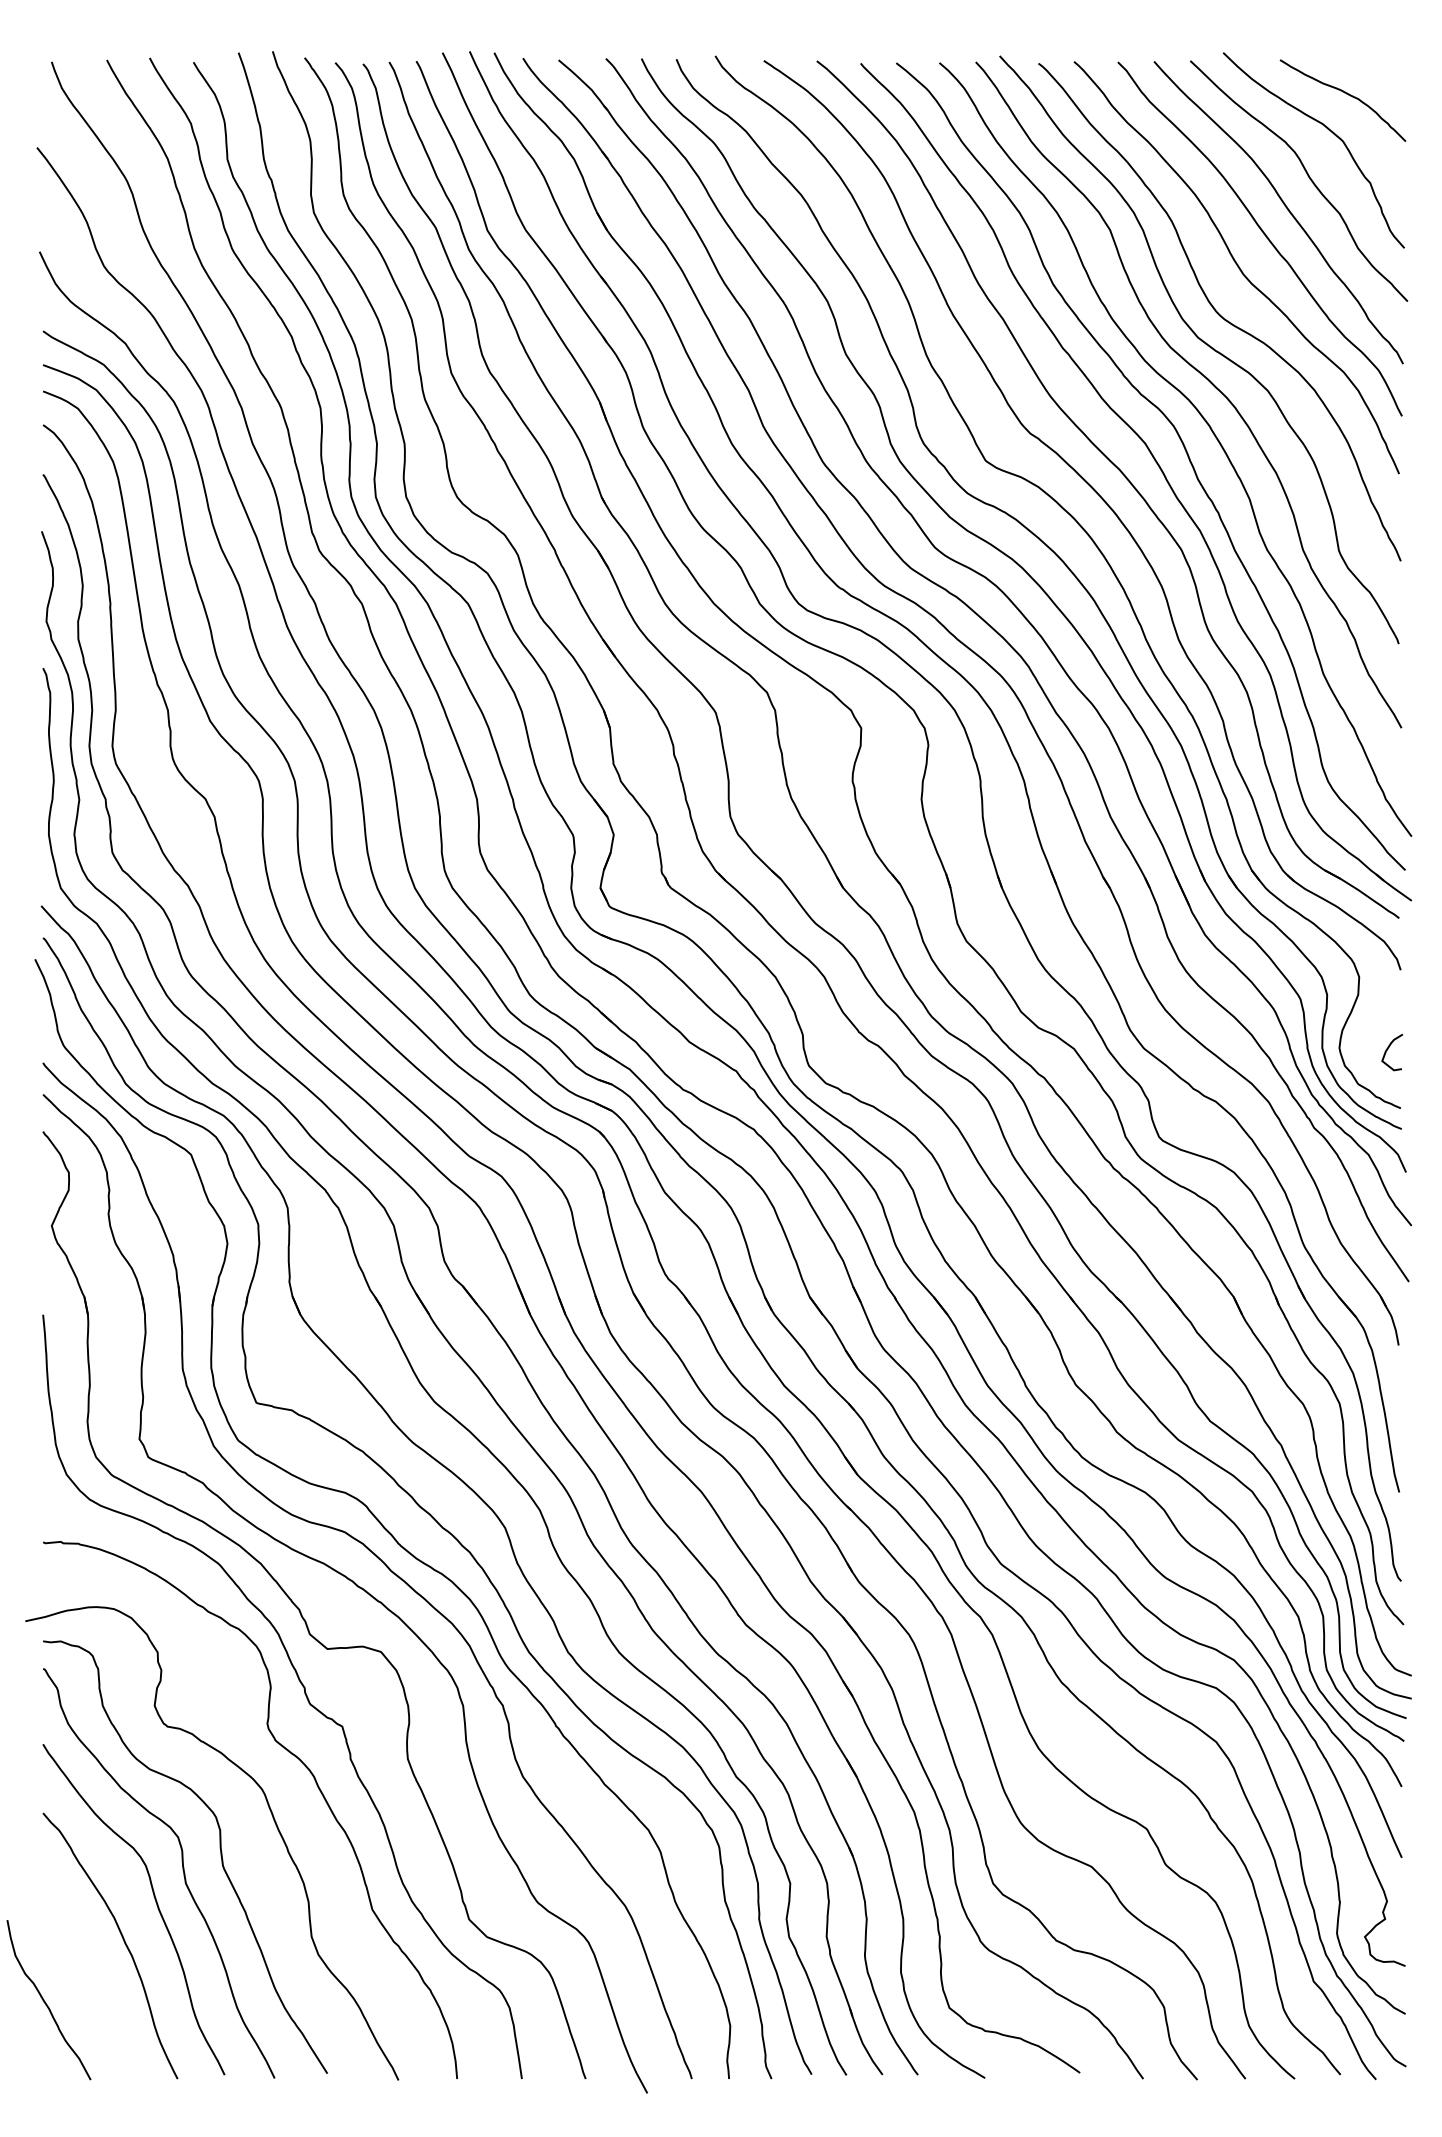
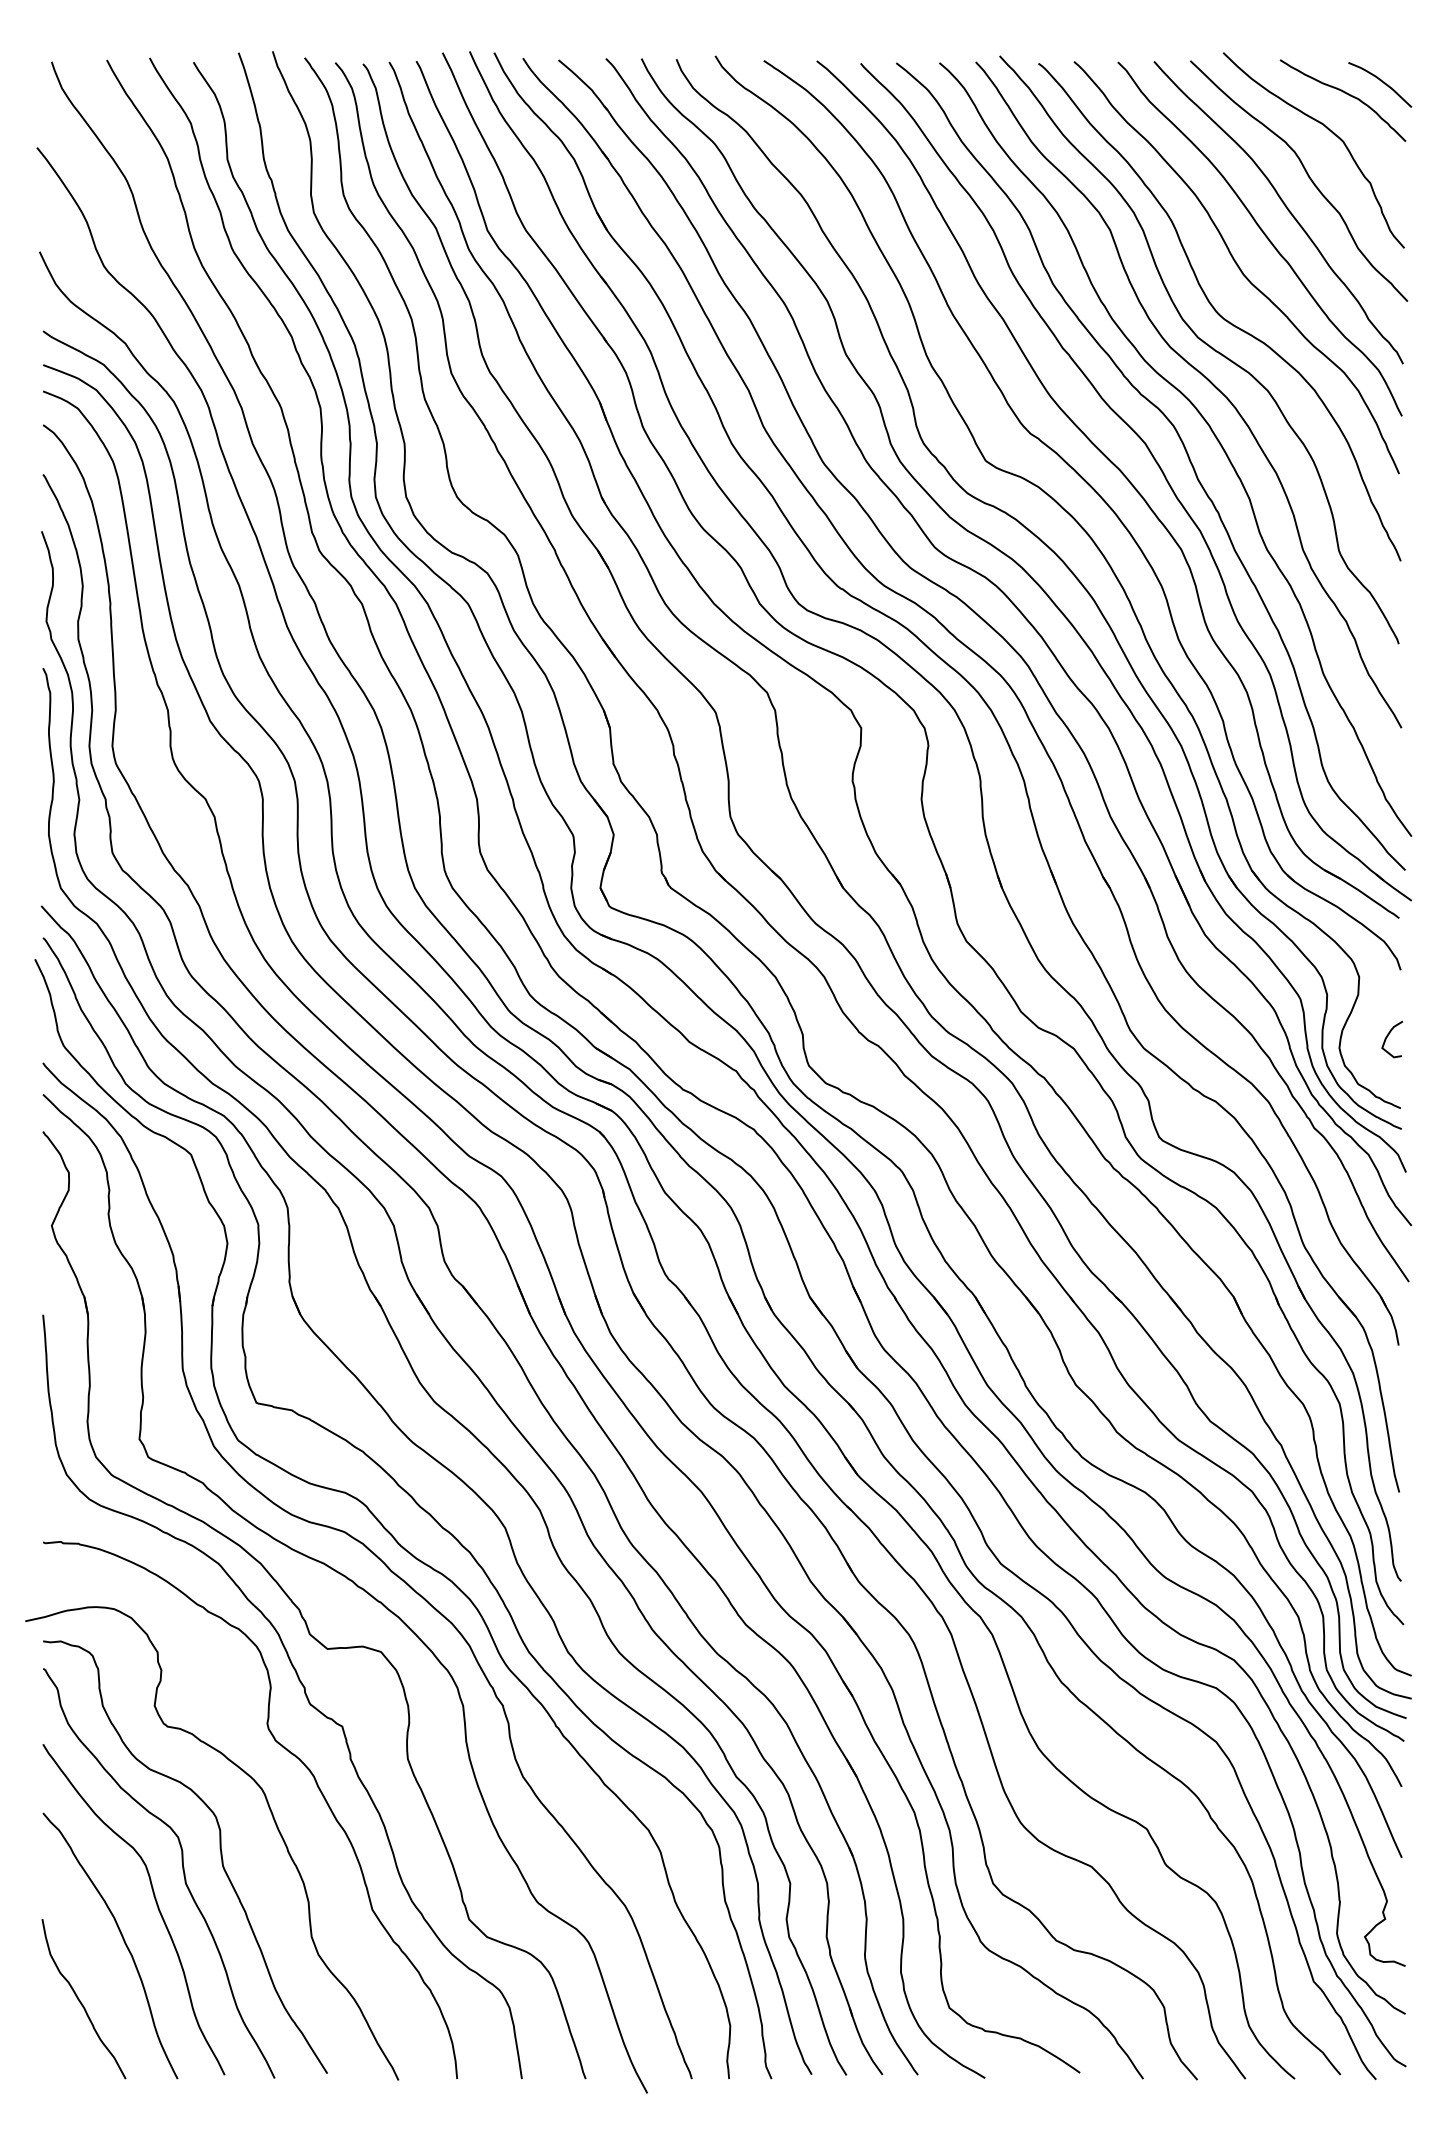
curve: none -> present (1382, 82)
curve position: (1388, 1049) -> (1388, 1036) (1388, 1036)
curve position: (46, 2002) -> (81, 2001) (81, 2001)
